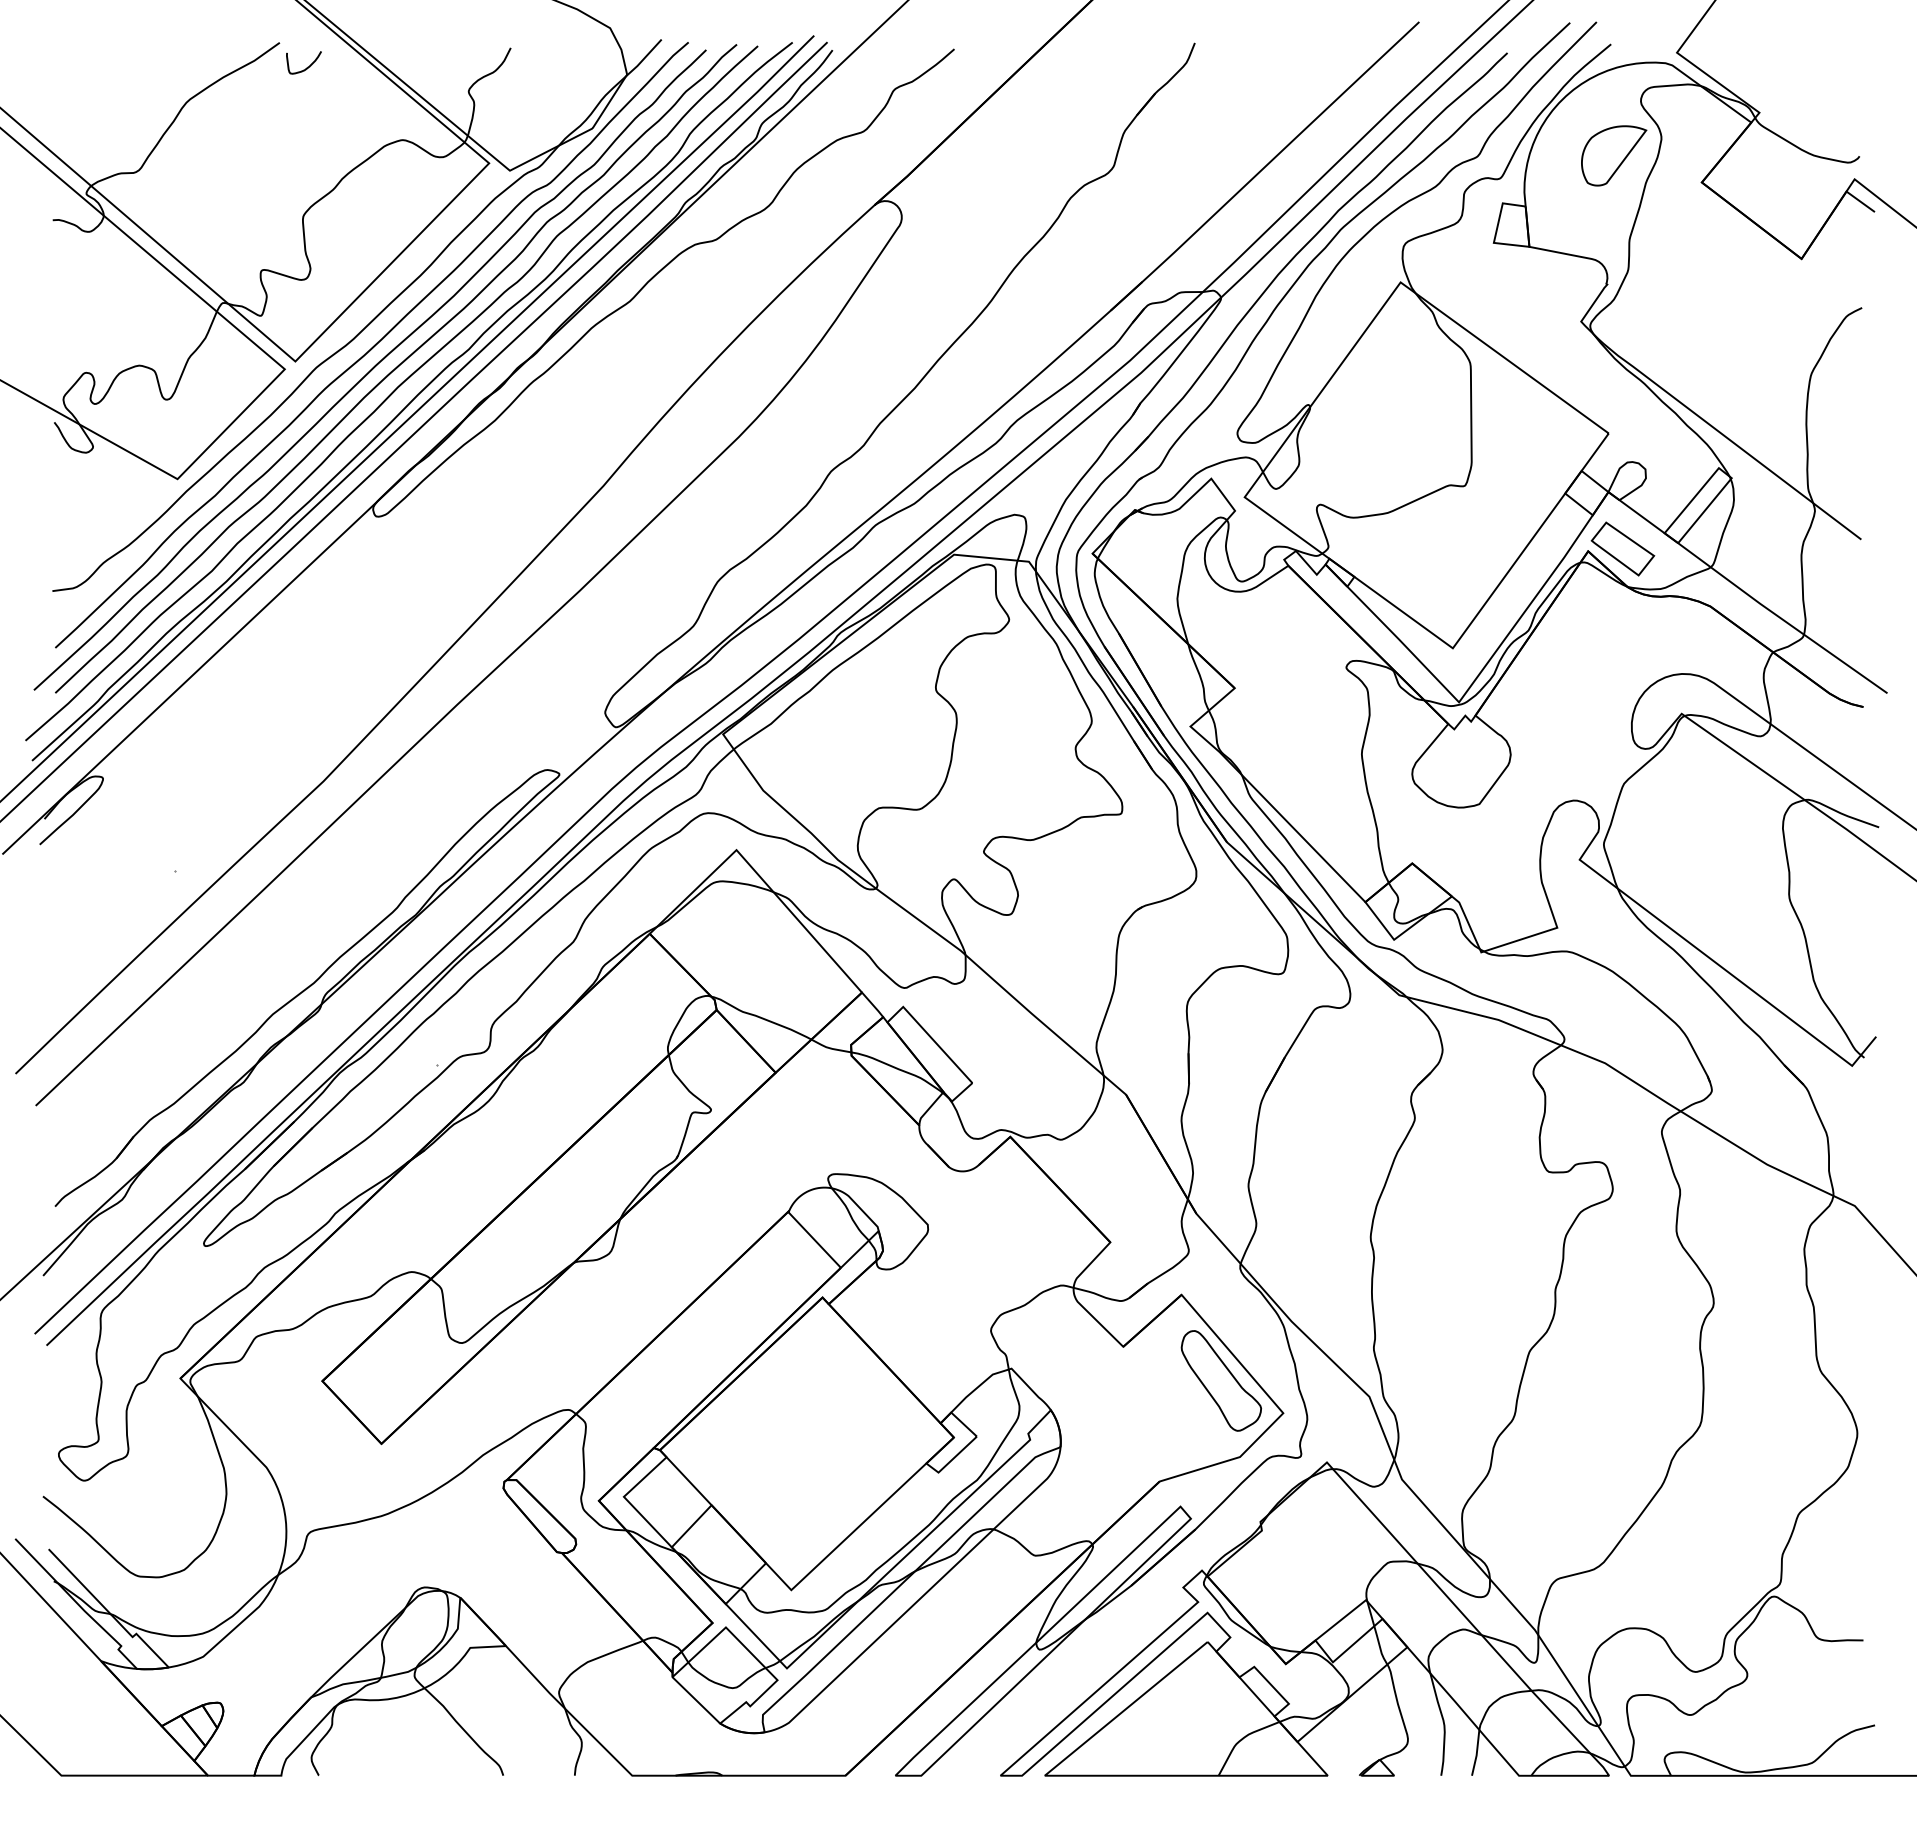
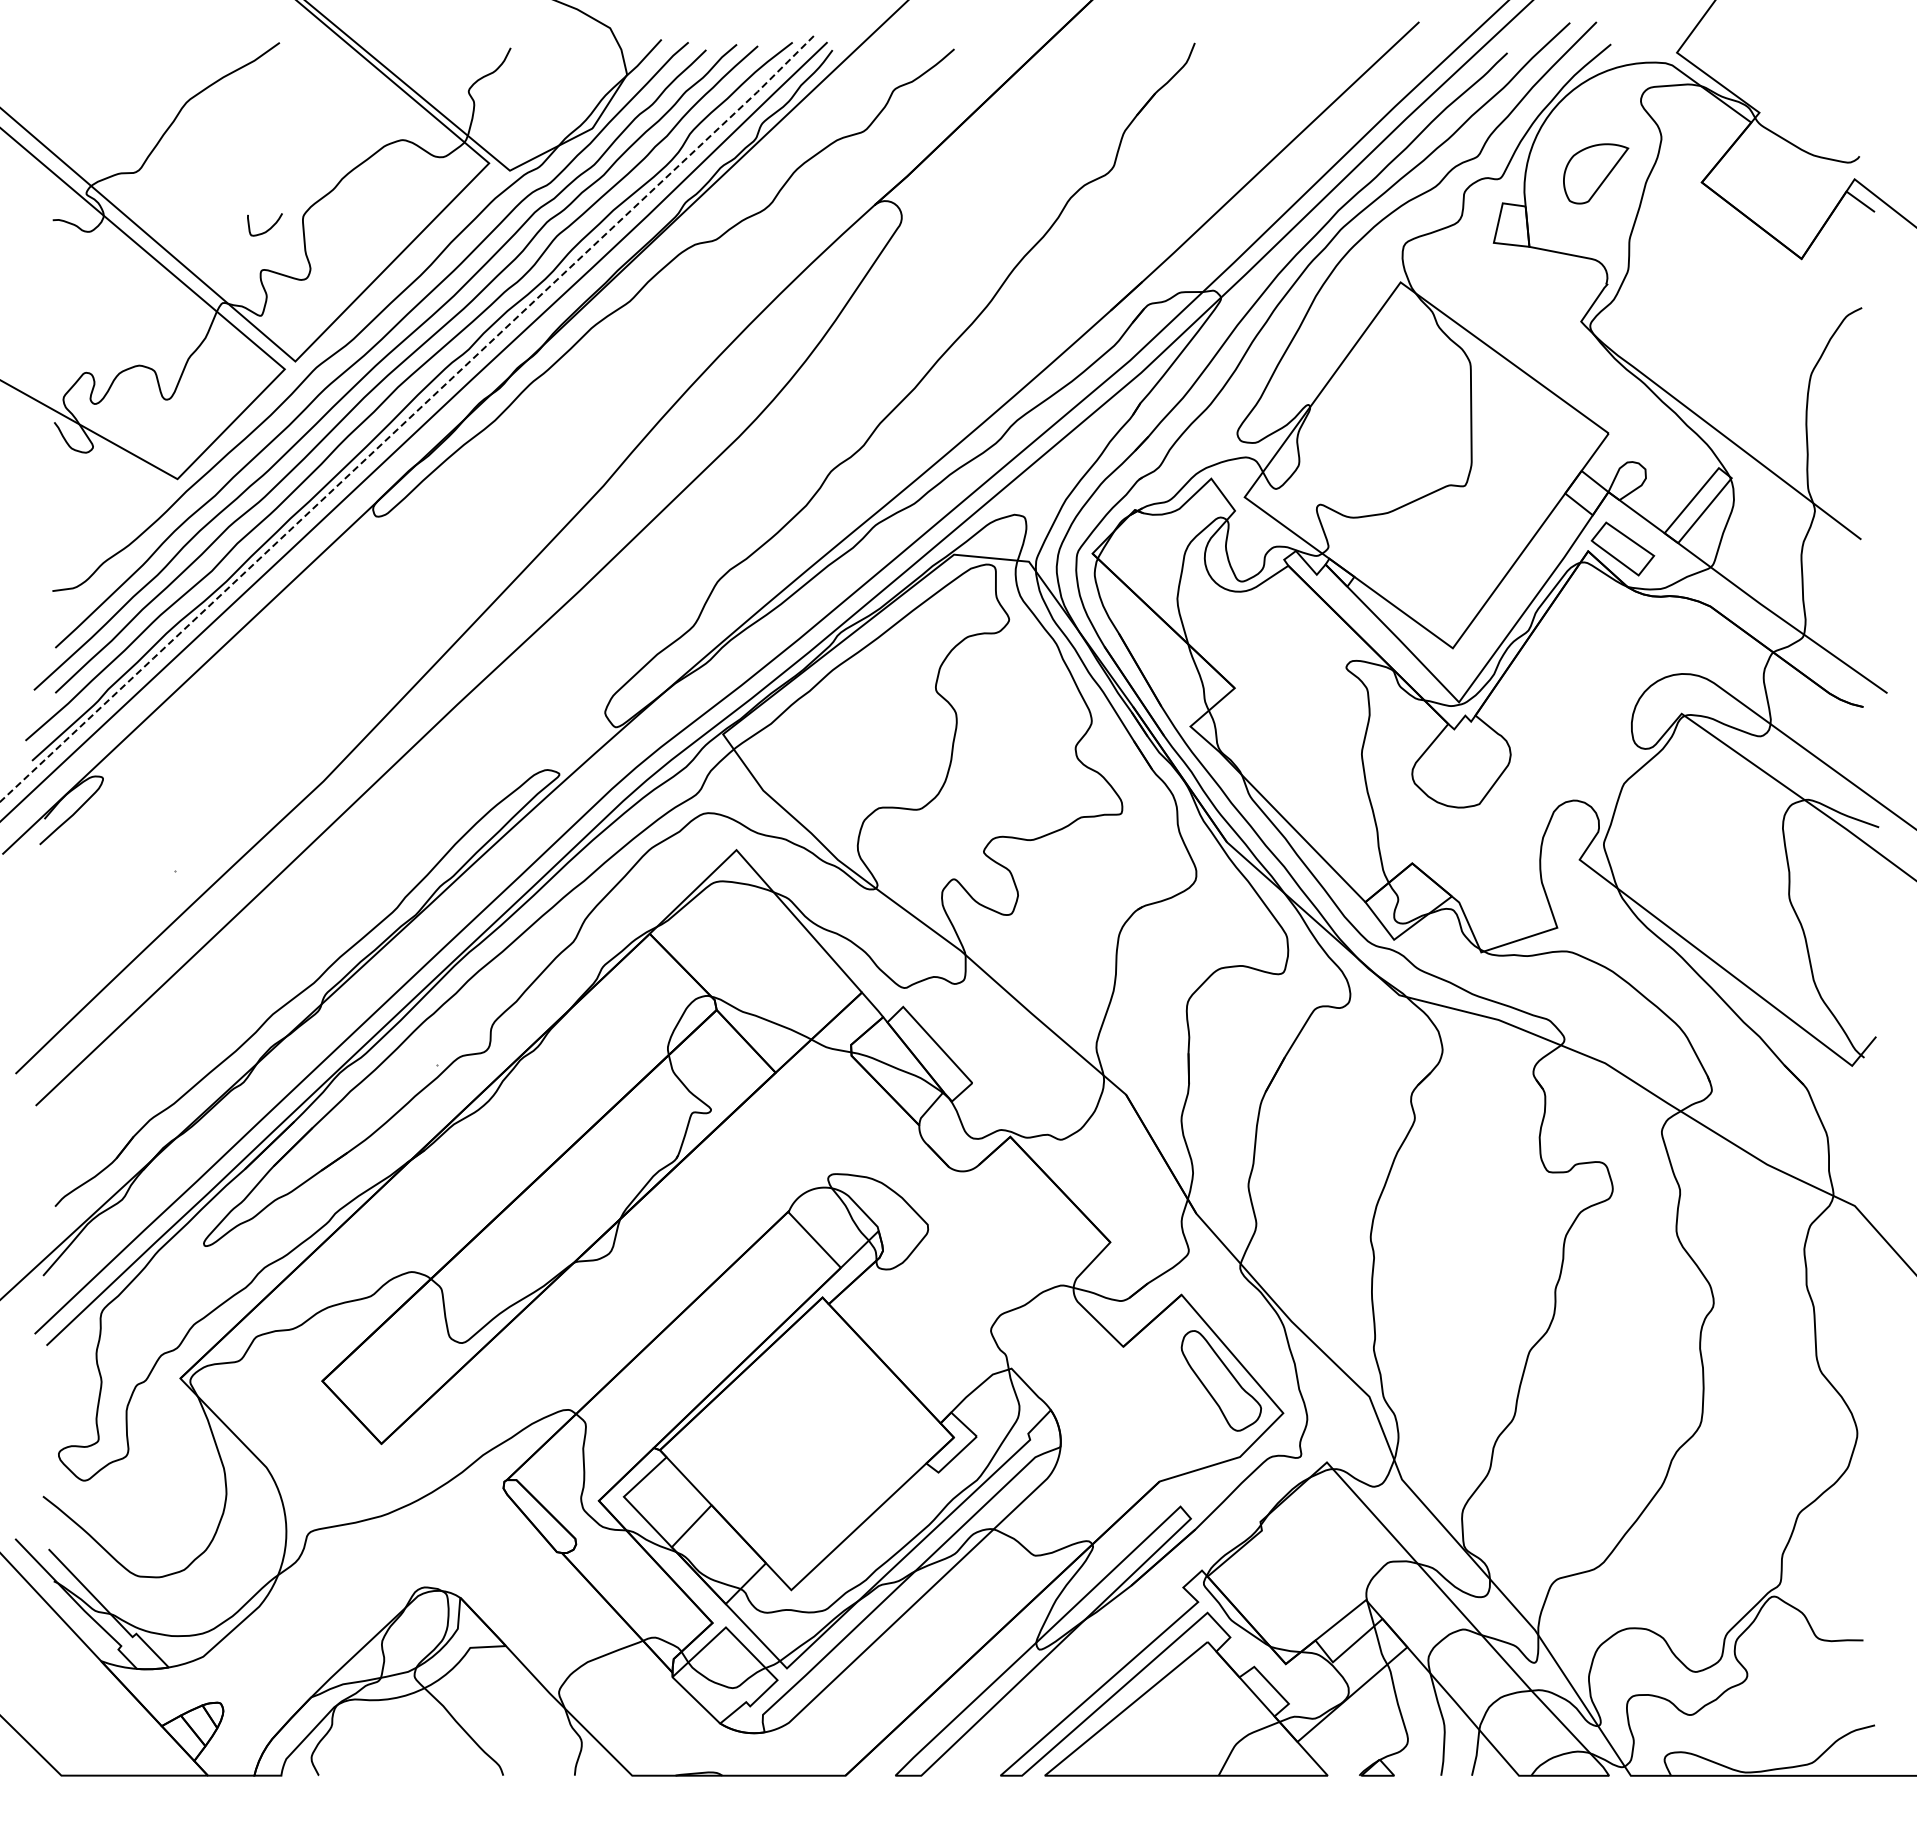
curve position: (307, 66) -> (268, 228) (268, 228)
part position: (1614, 155) -> (1596, 173) (1596, 173)
line: solid -> dashed (408, 419)
